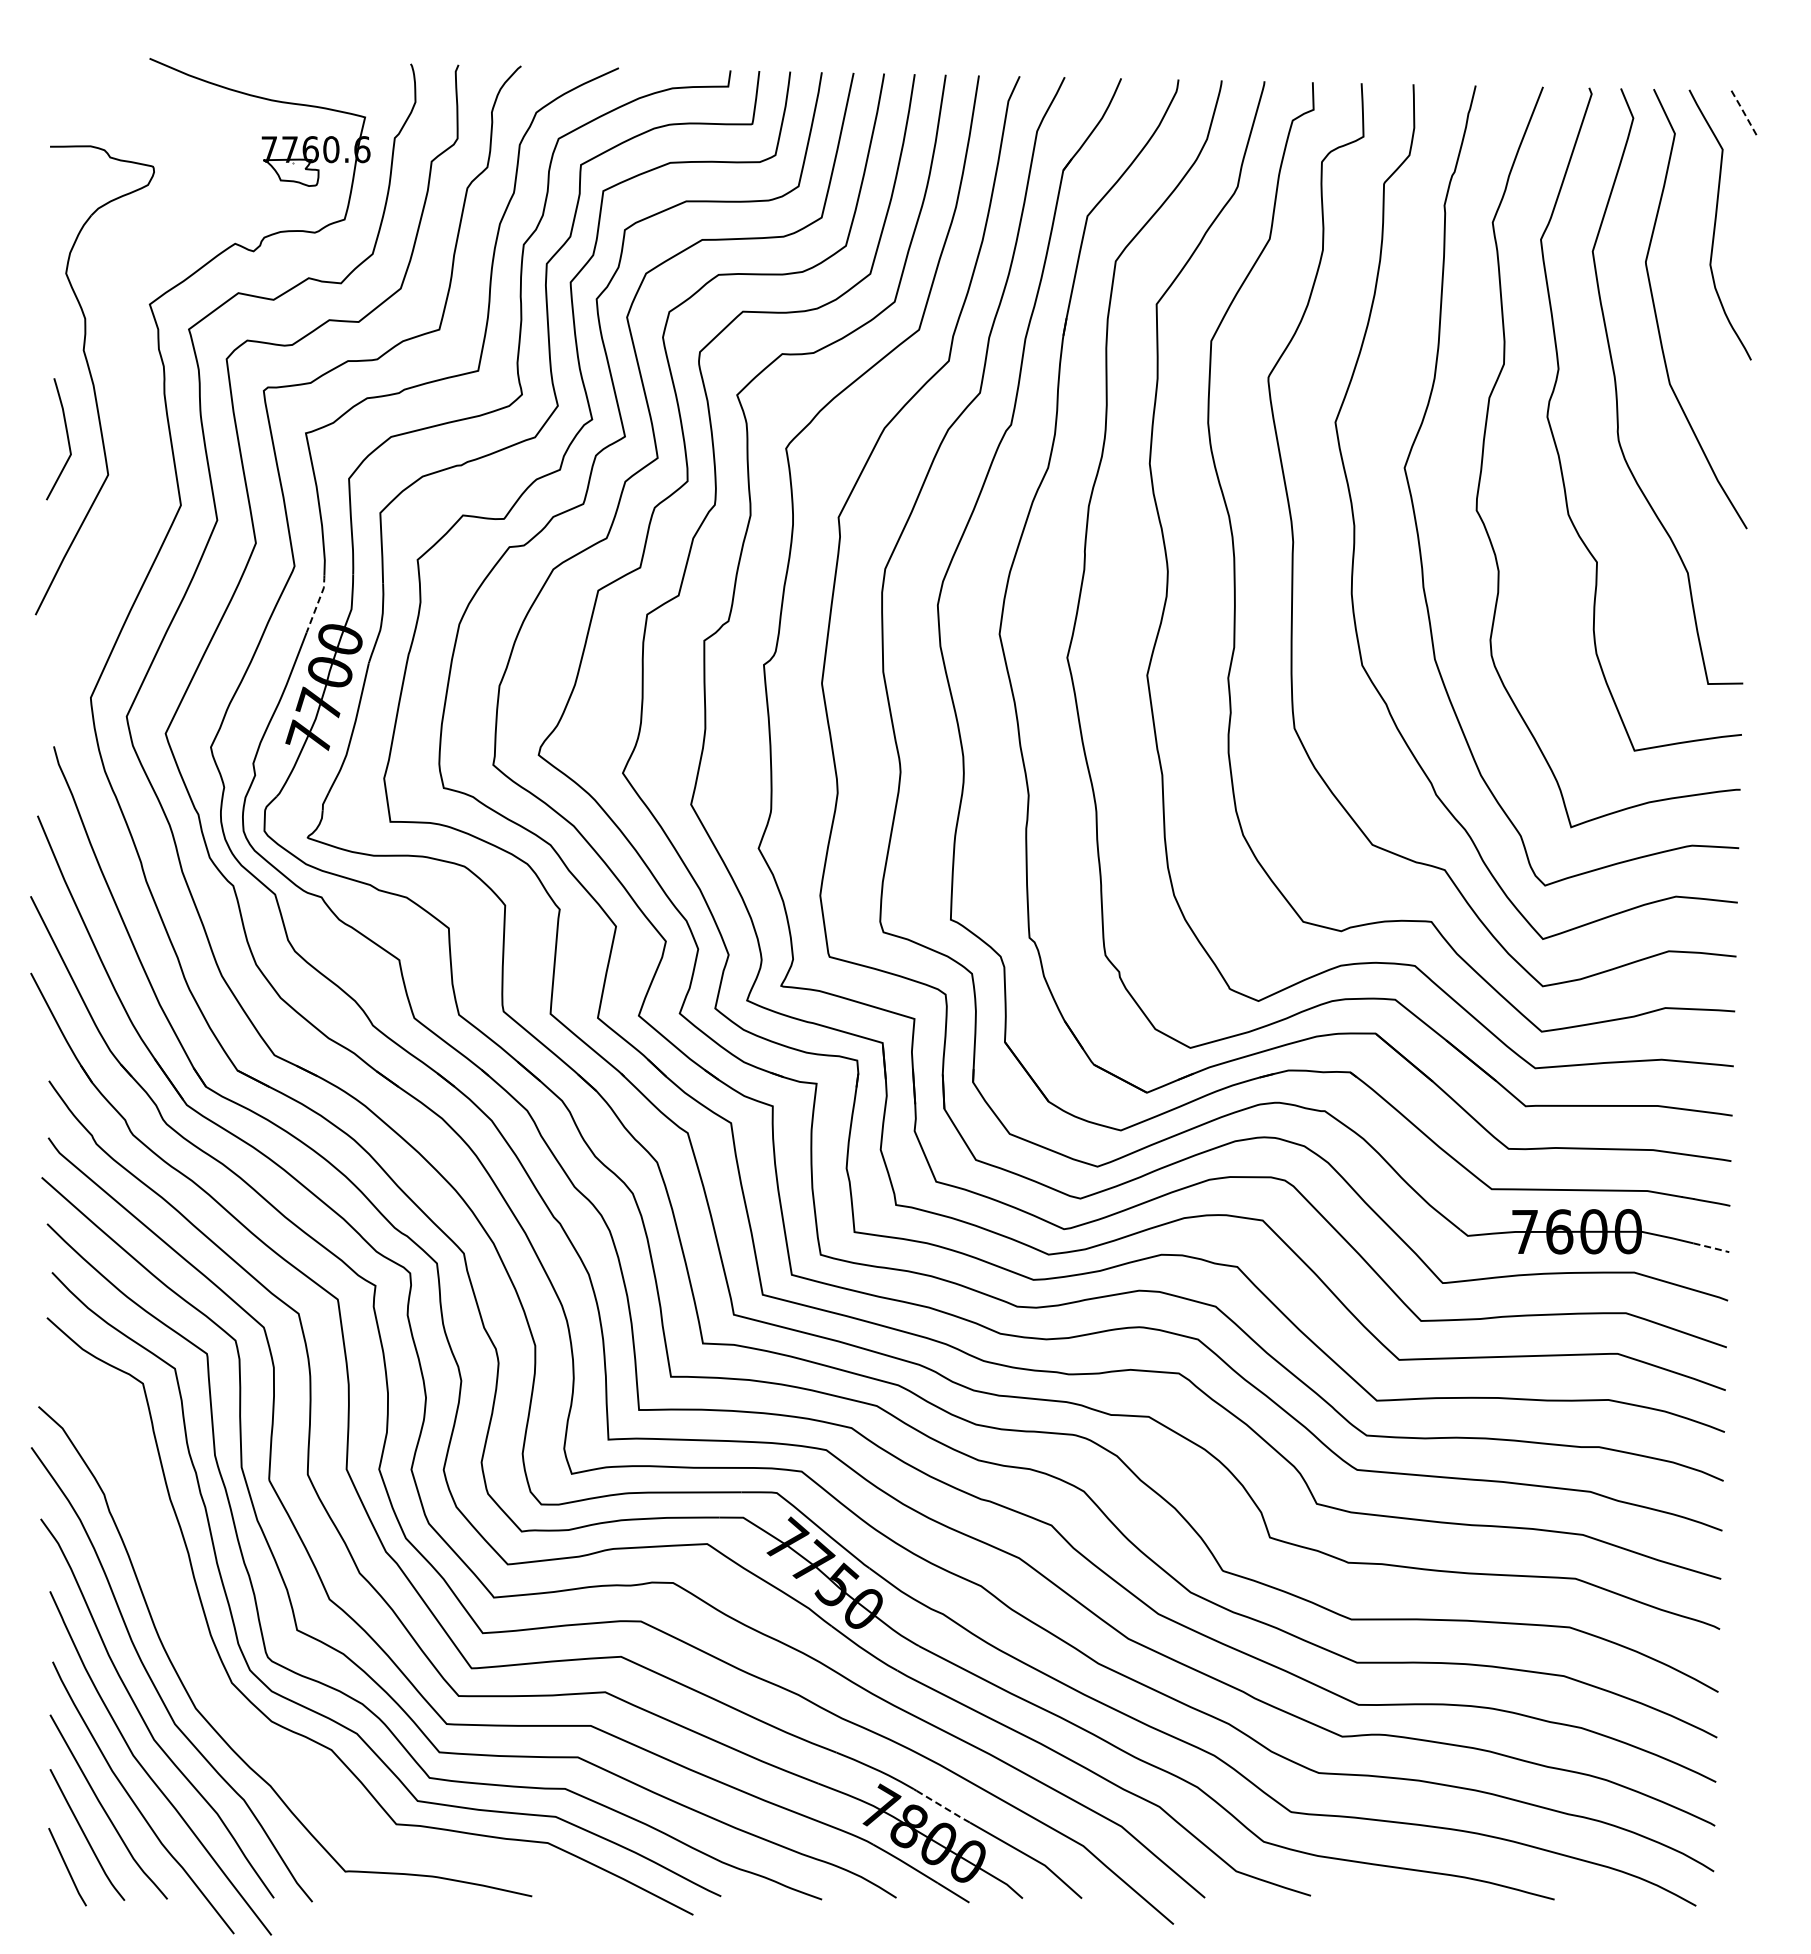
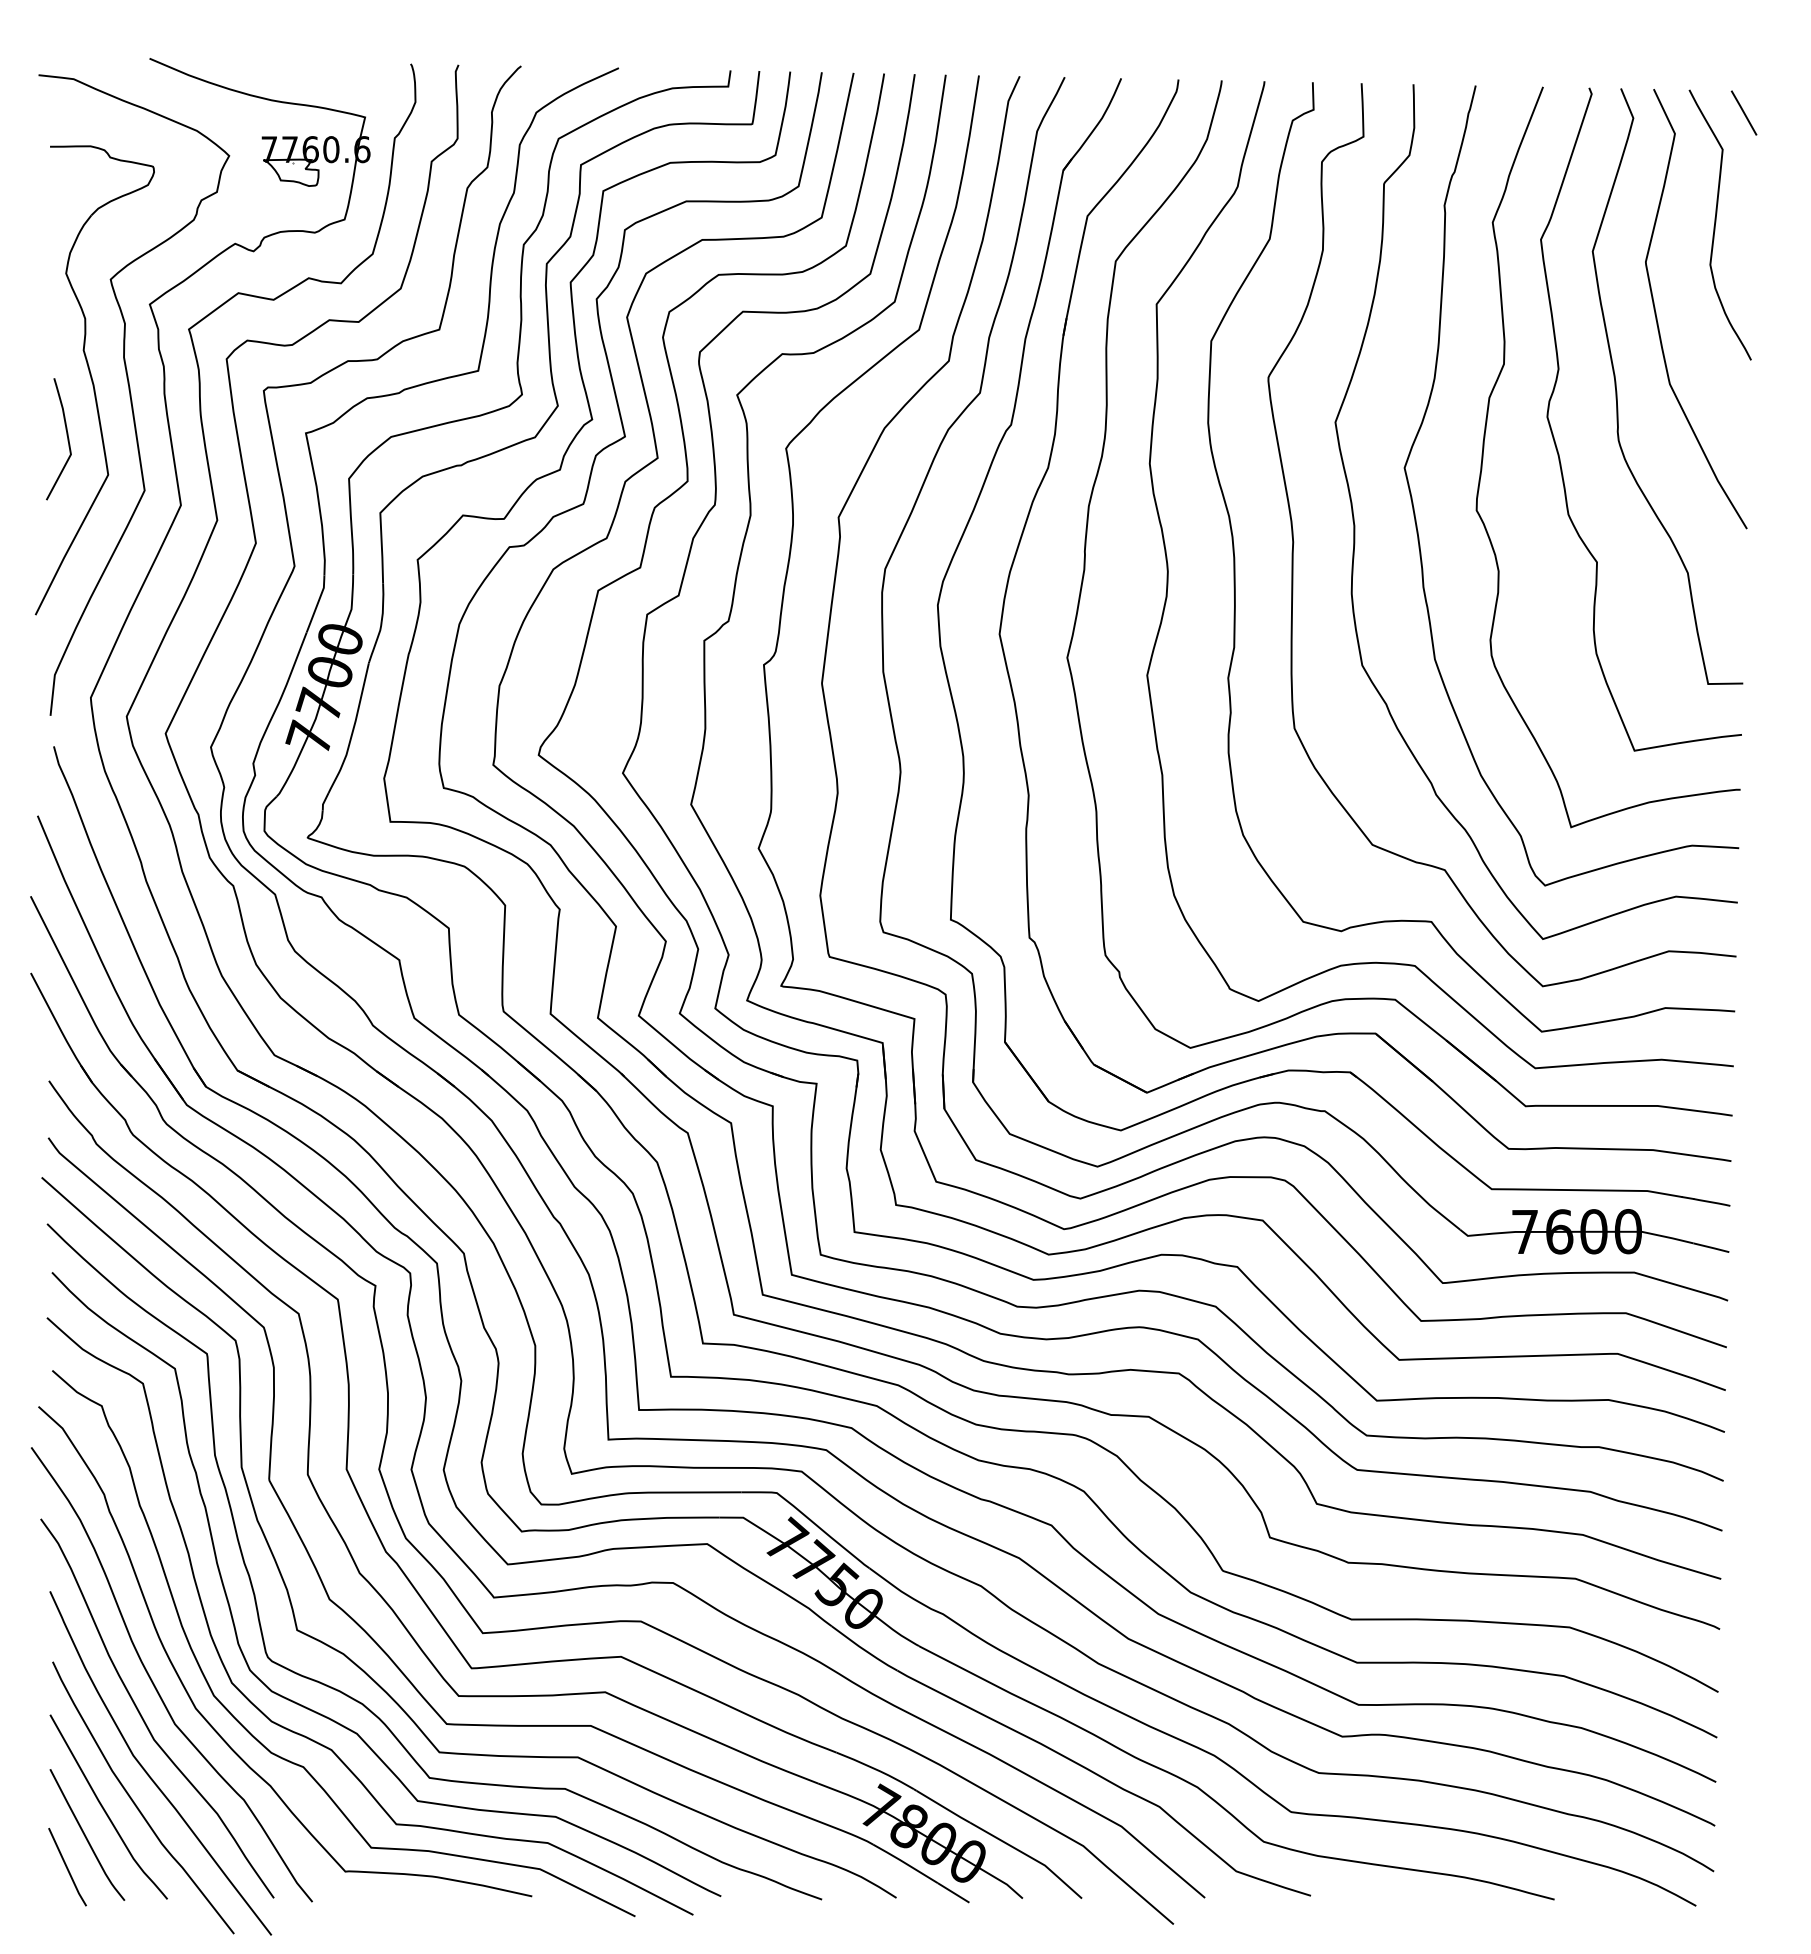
line: dashed -> solid (1744, 113)
curve: none -> present (131, 394)
line: dashed -> solid (318, 602)
line: dashed -> solid (1712, 1247)
curve: none -> present (258, 1739)
line: dashed -> solid (943, 1807)
